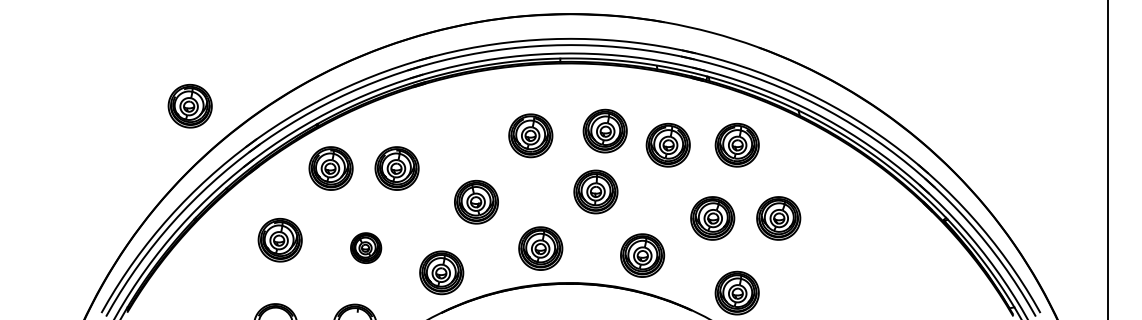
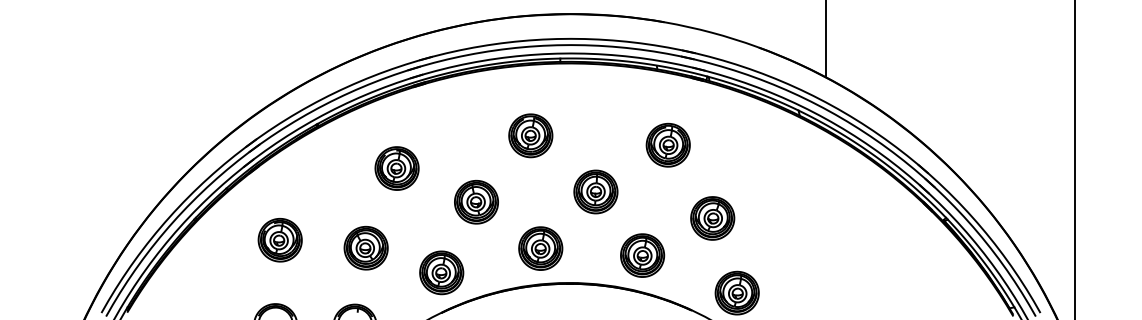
line: none -> present (825, 39)
part: present -> none (189, 106)
part: present -> none (604, 130)
part: present -> none (736, 144)
line position: (1107, 159) -> (1074, 159) (1074, 159)
part: present -> none (330, 168)
part: present -> none (778, 218)
part size: 33x32 px -> 46x46 px (365, 247)
